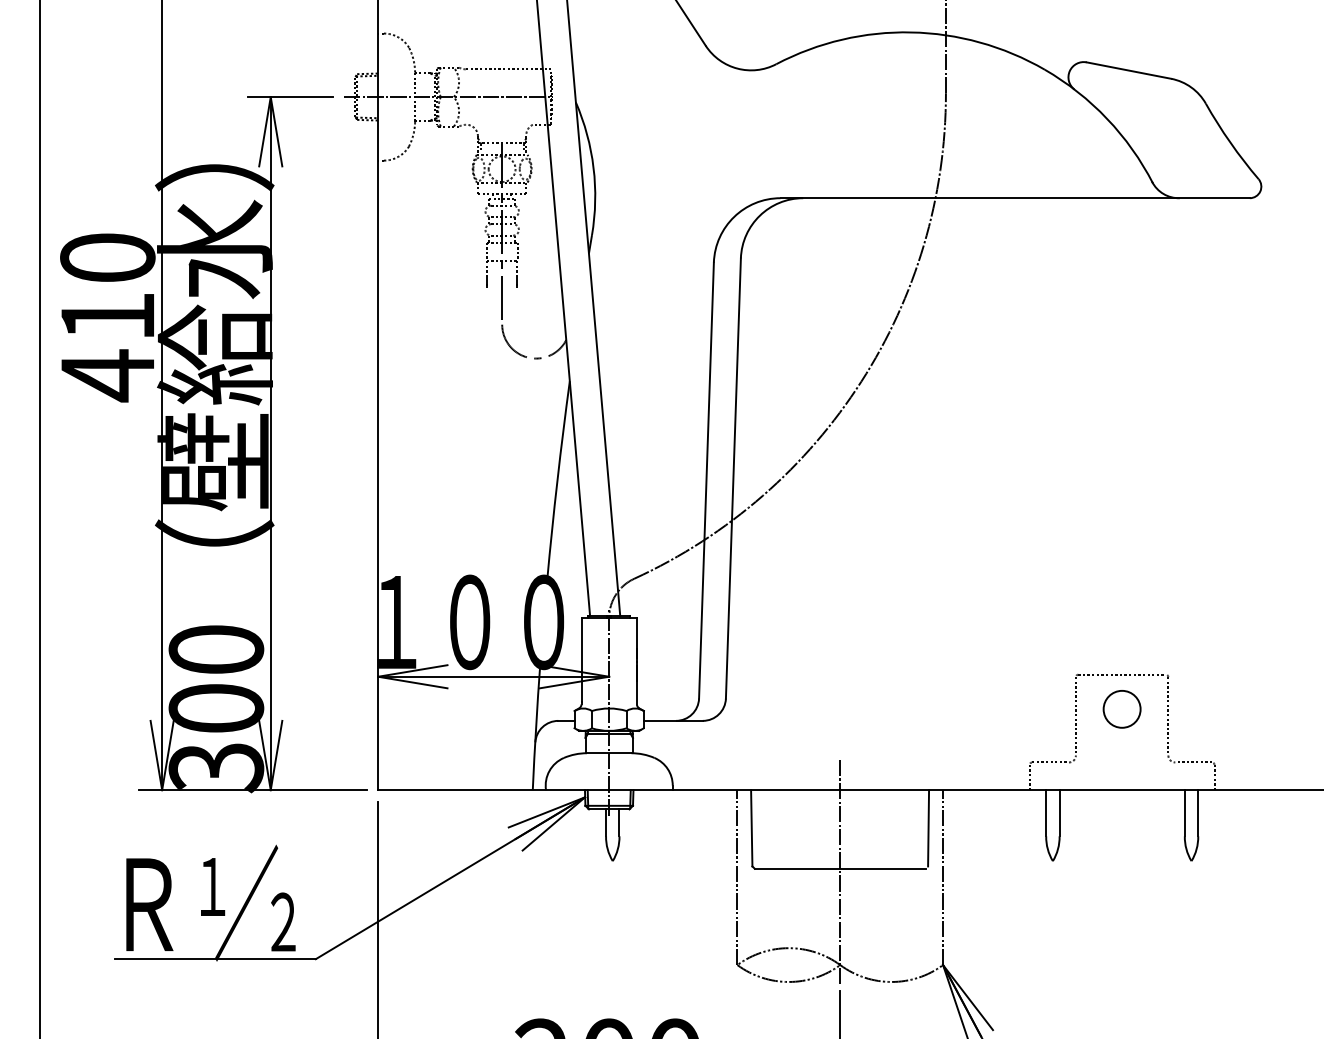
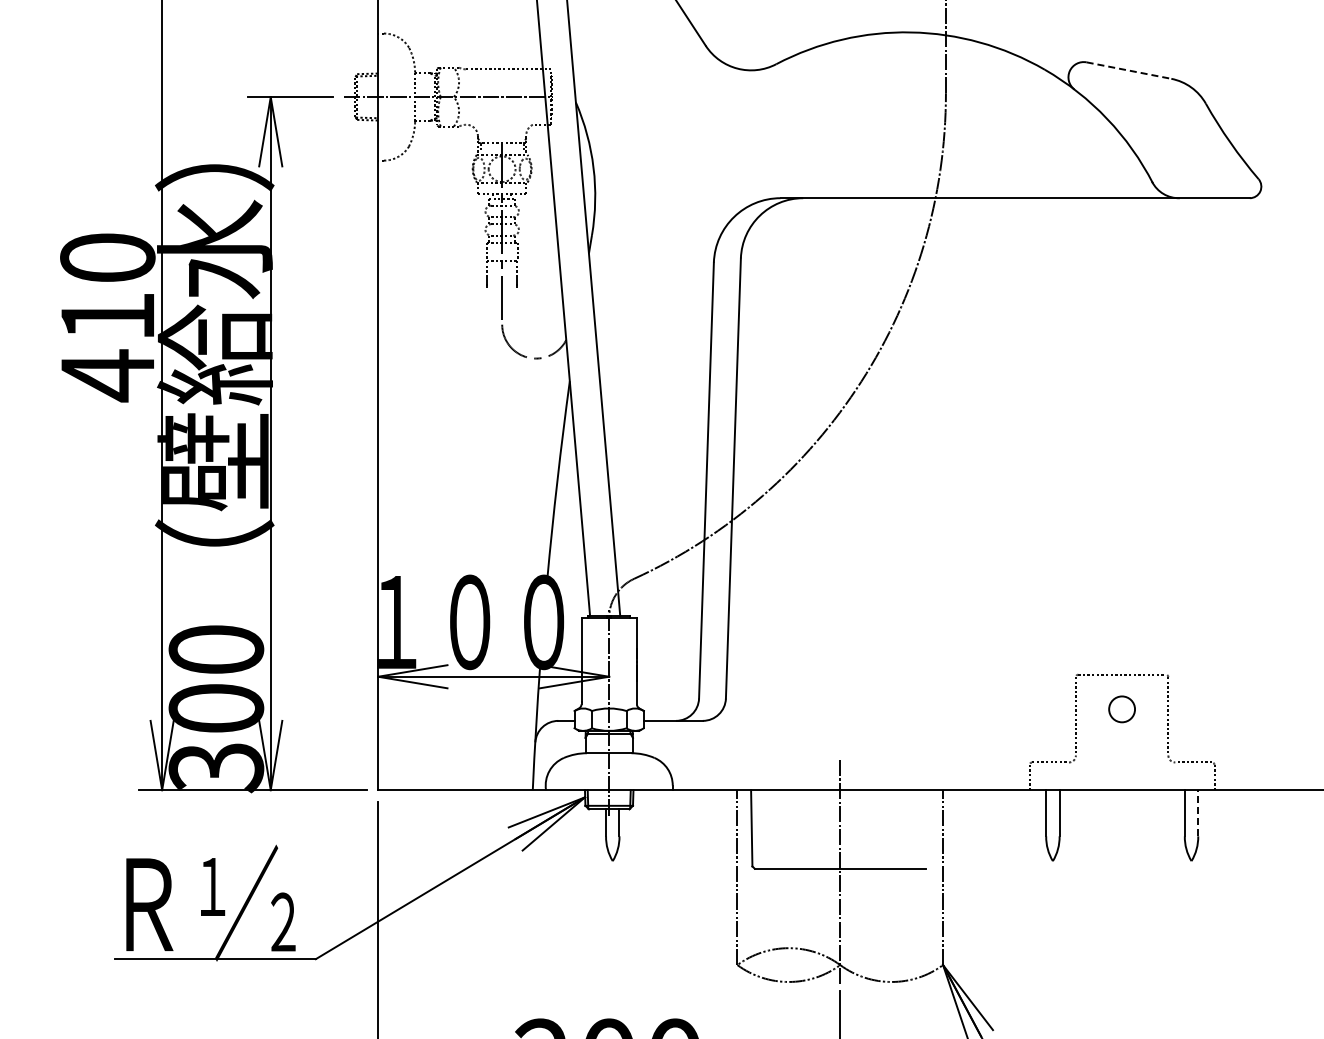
line: solid -> dashed (1129, 70)
line: present -> none (39, 518)
circle size: 40x39 px -> 28x29 px (1121, 709)
line: solid -> dashed (1198, 812)
line: present -> none (928, 828)
